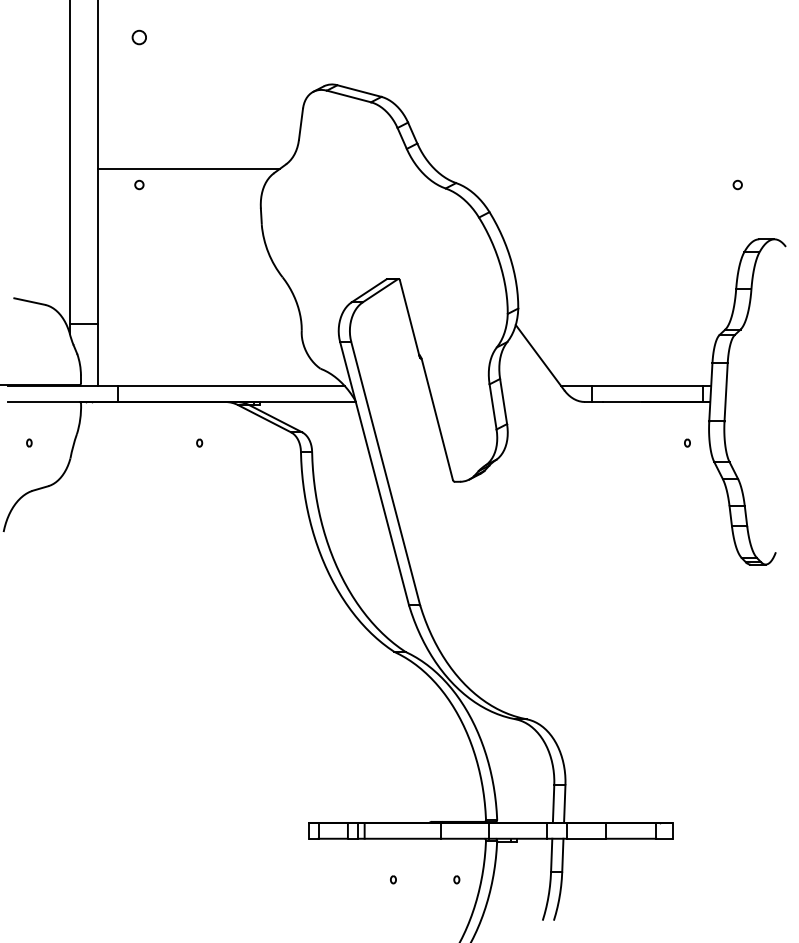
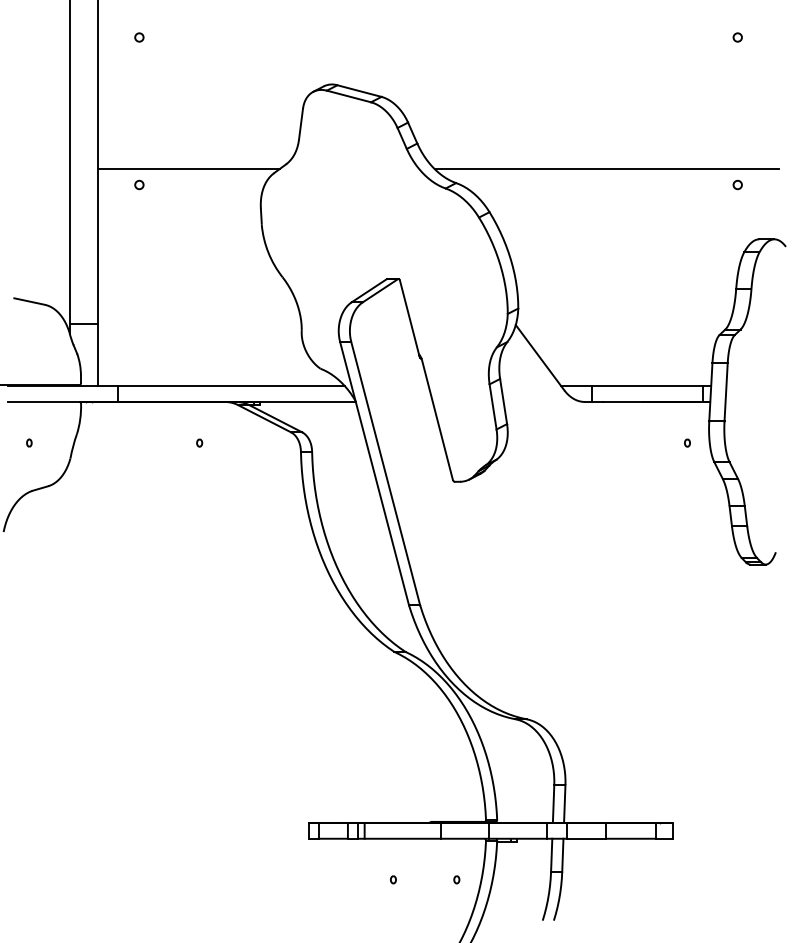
circle size: 16x17 px -> 11x11 px (139, 37)
circle: none -> present (737, 37)
line: none -> present (606, 169)
